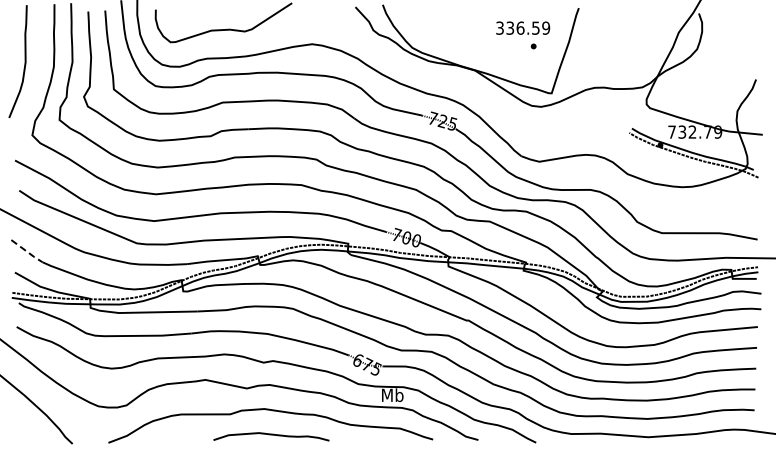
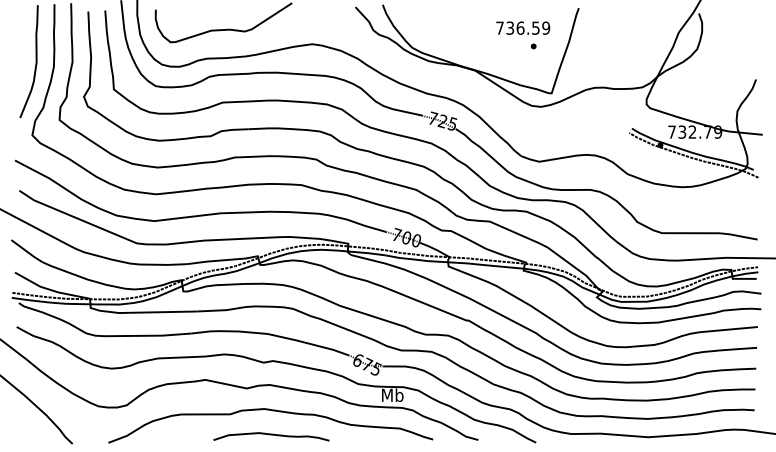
text: 336.59 -> 736.59 (499, 27)
curve position: (24, 61) -> (35, 61) (35, 61)
line: dashed -> solid (27, 251)
